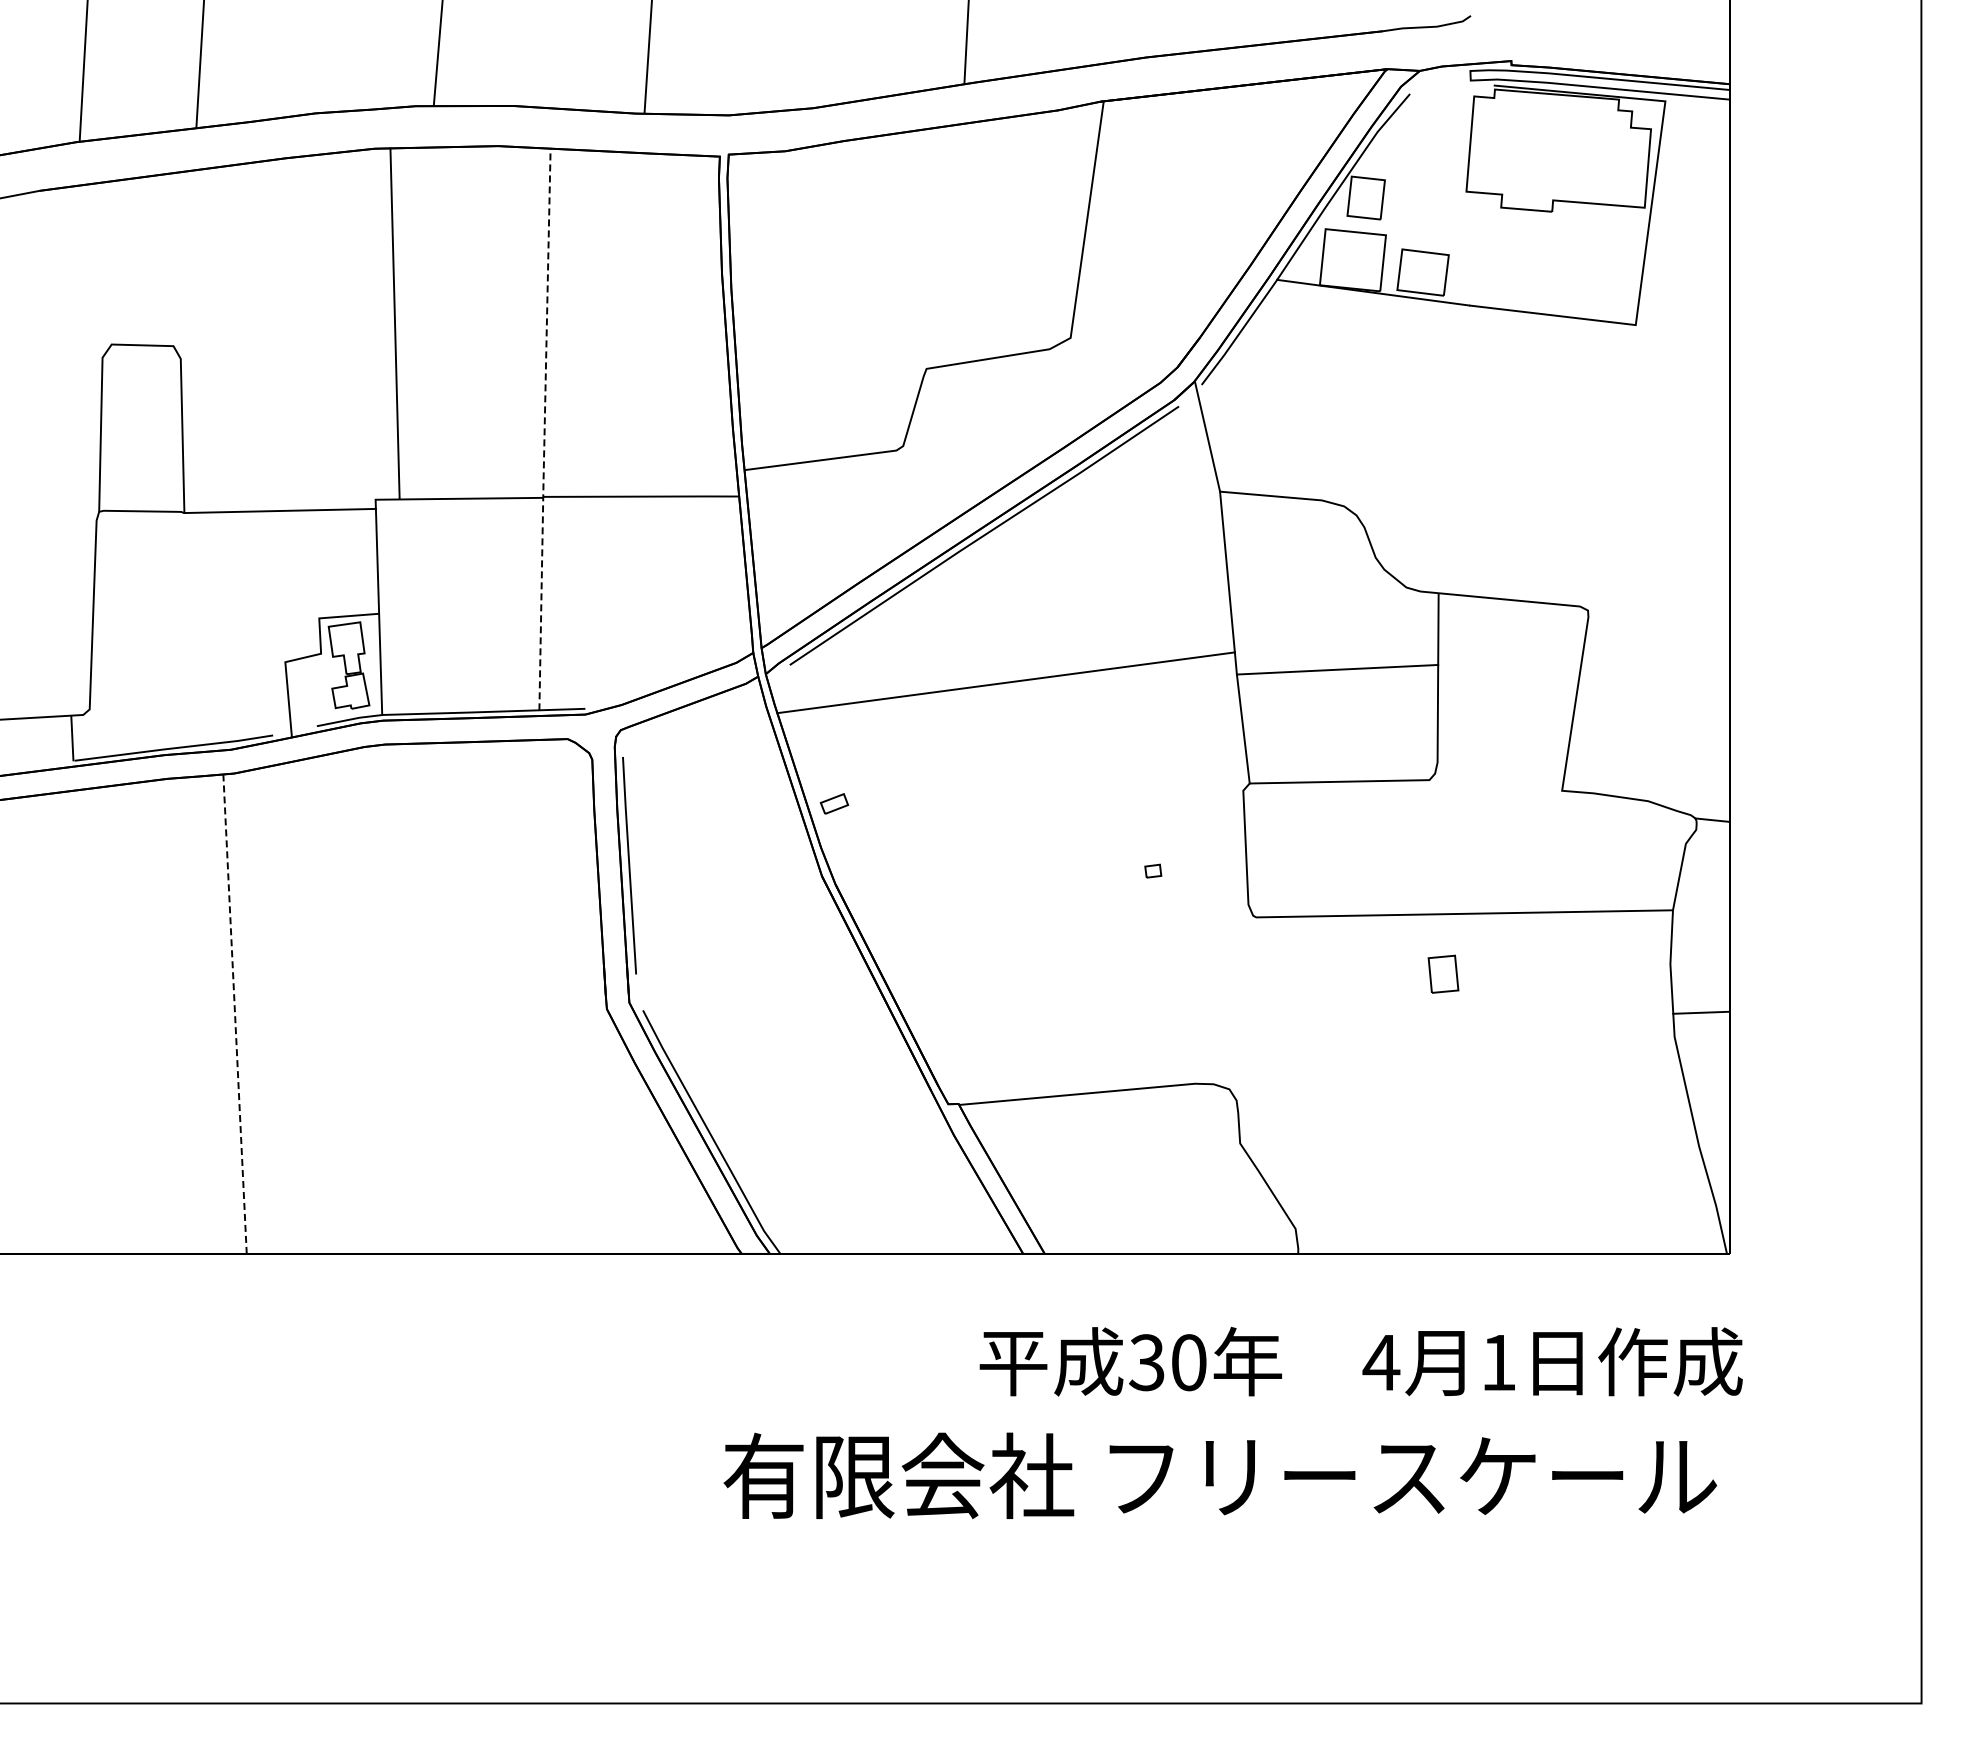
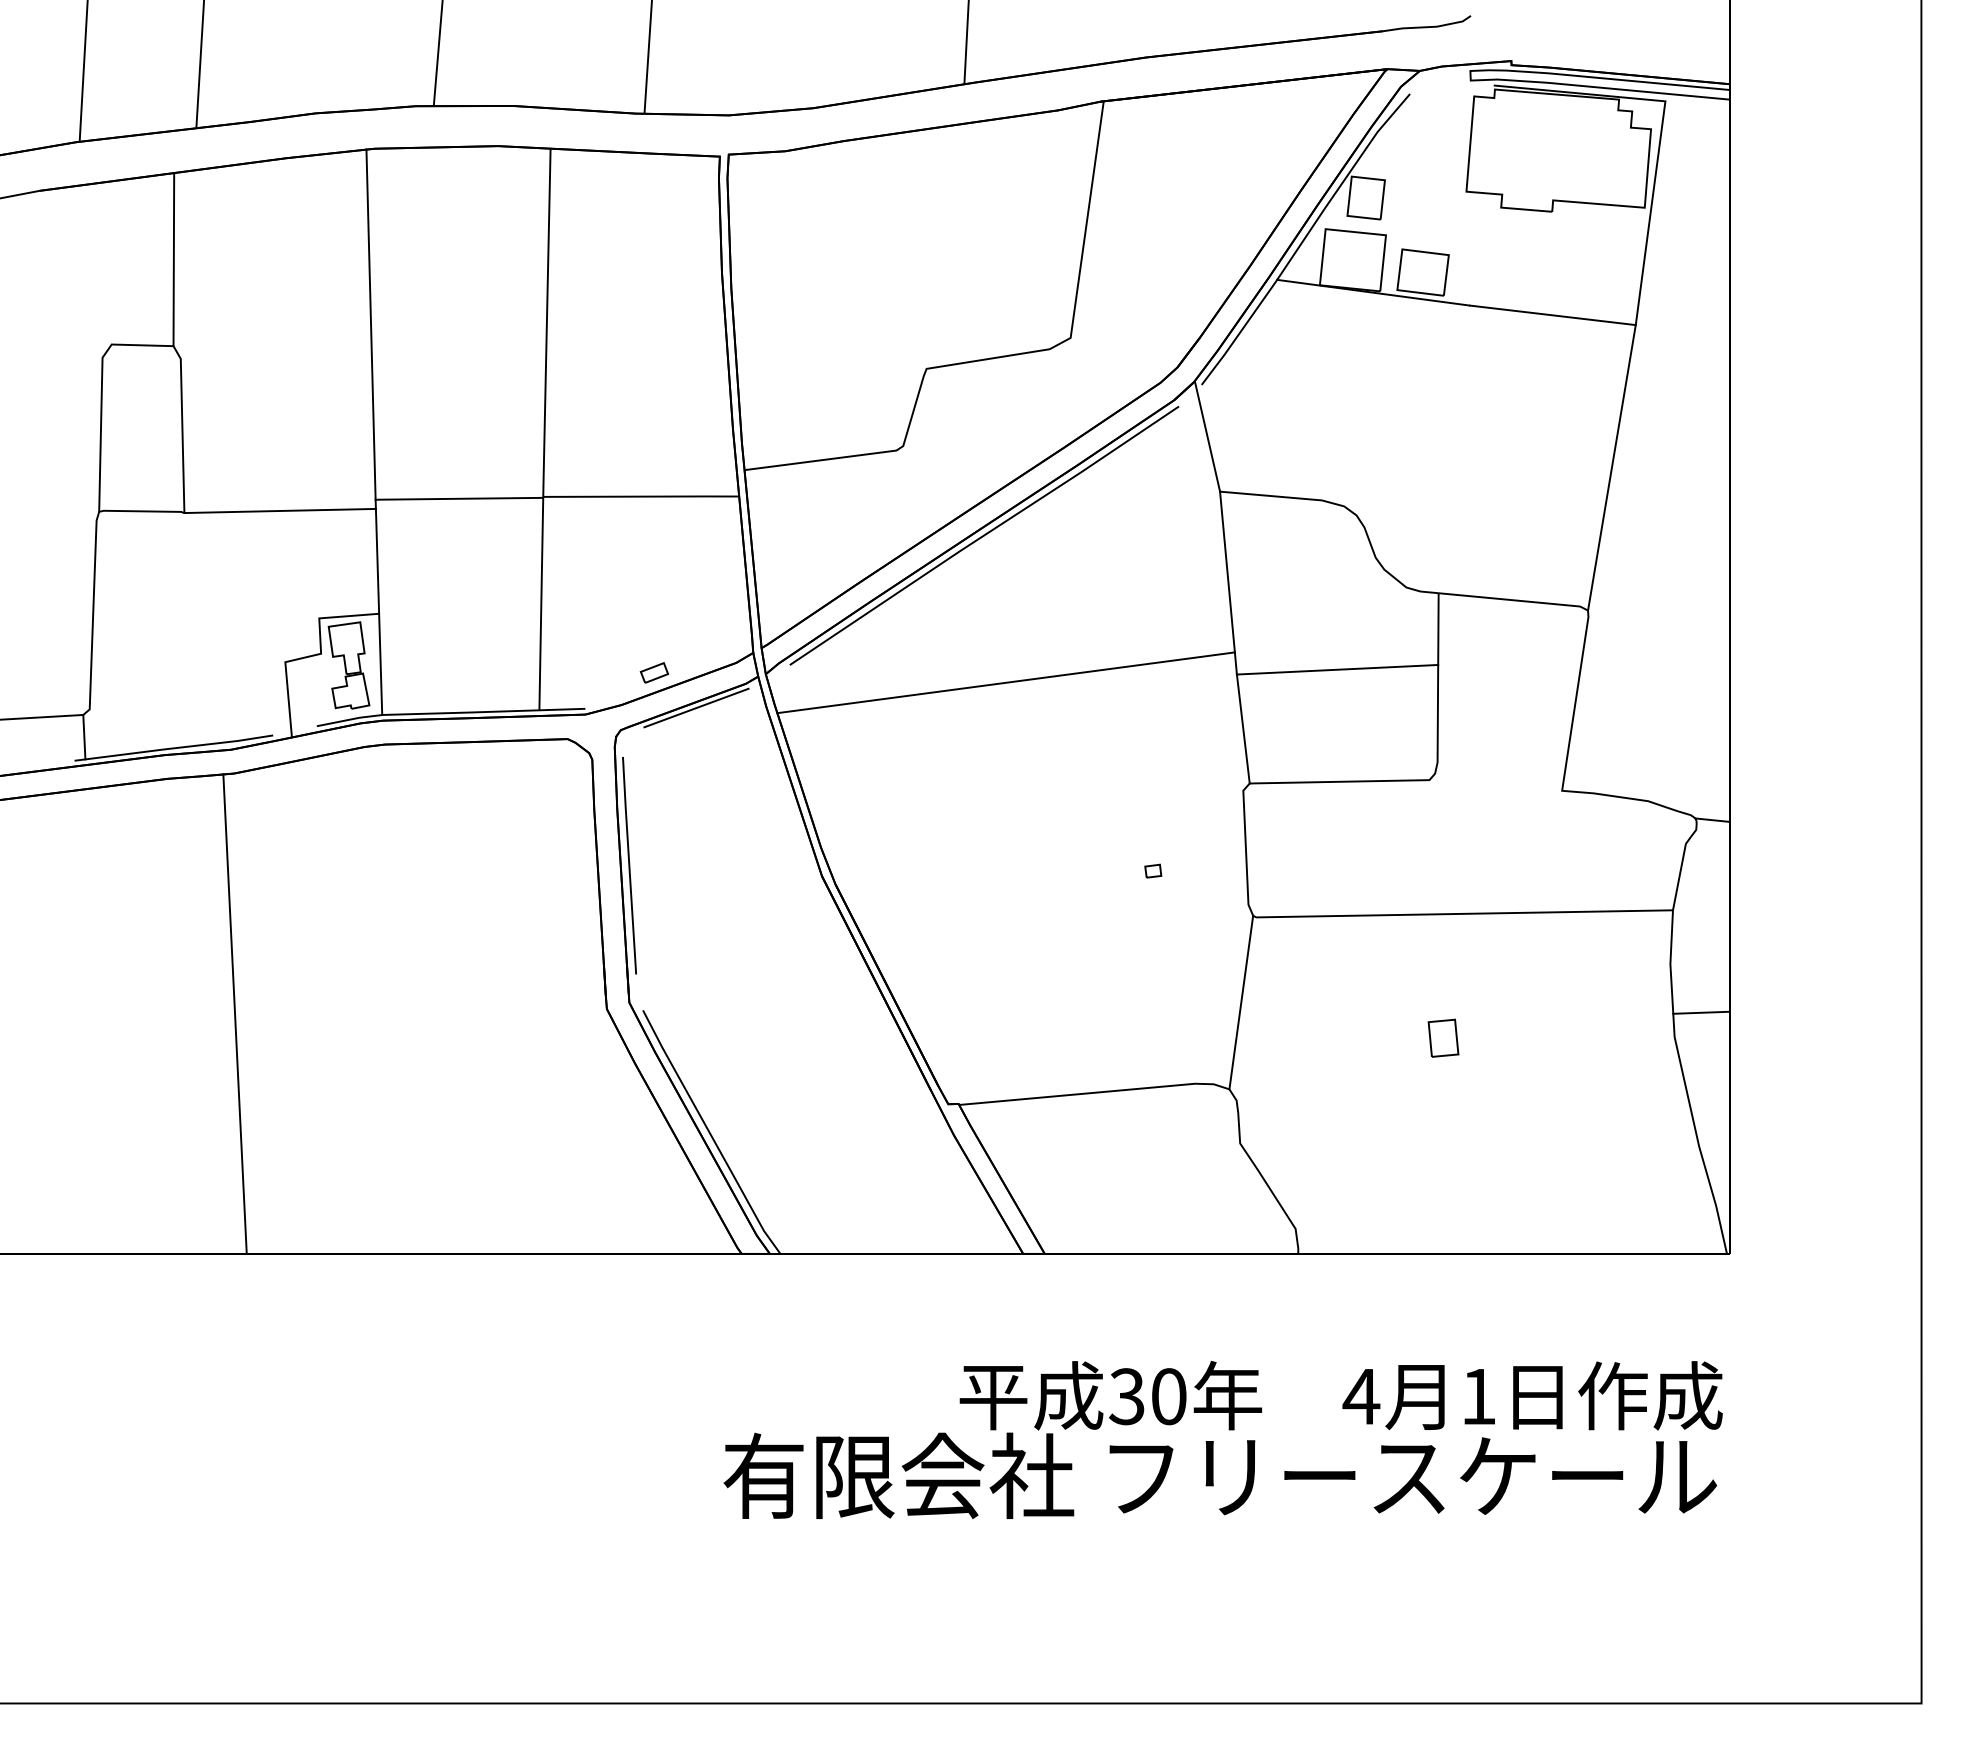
line: none -> present (173, 259)
line position: (394, 323) -> (370, 324) (370, 324)
line: dashed -> solid (544, 430)
line: none -> present (1611, 467)
line: none -> present (696, 707)
line position: (72, 737) -> (84, 736) (84, 736)
part position: (834, 803) -> (654, 672) (654, 672)
part position: (1443, 973) -> (1443, 1037) (1443, 1037)
line: none -> present (1241, 1002)
line: dashed -> solid (235, 1013)
text position: (1360, 1361) -> (1340, 1395) (1340, 1395)
